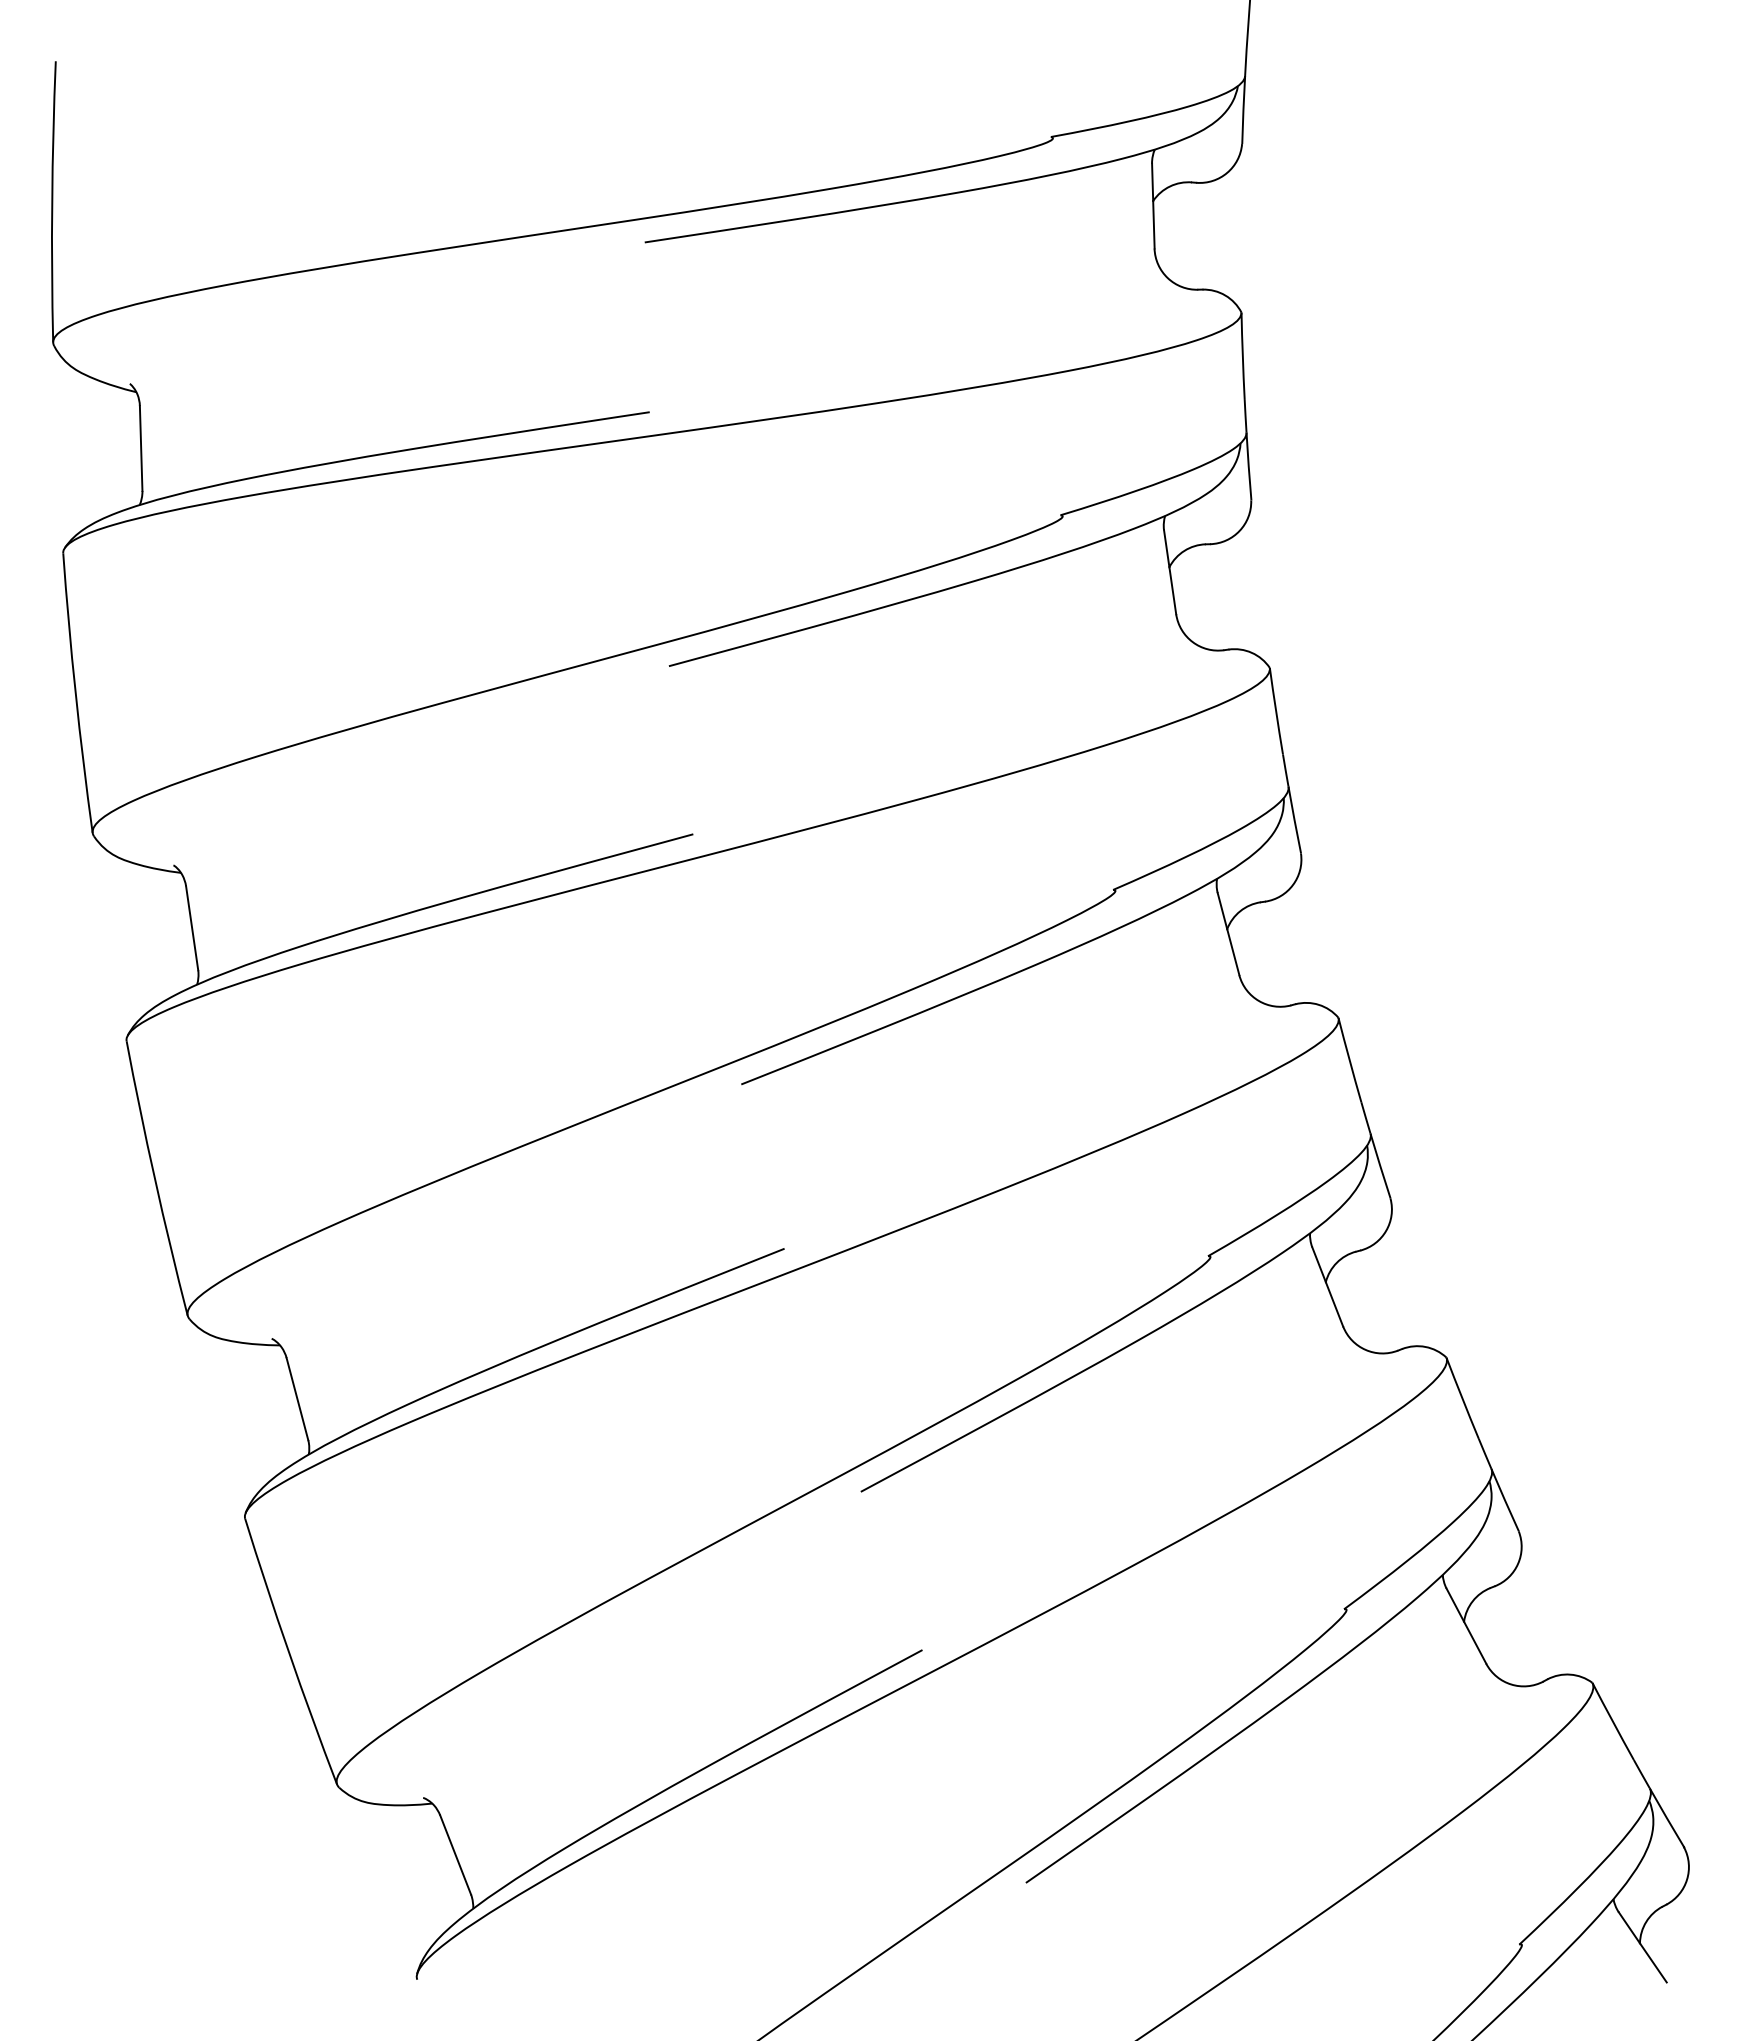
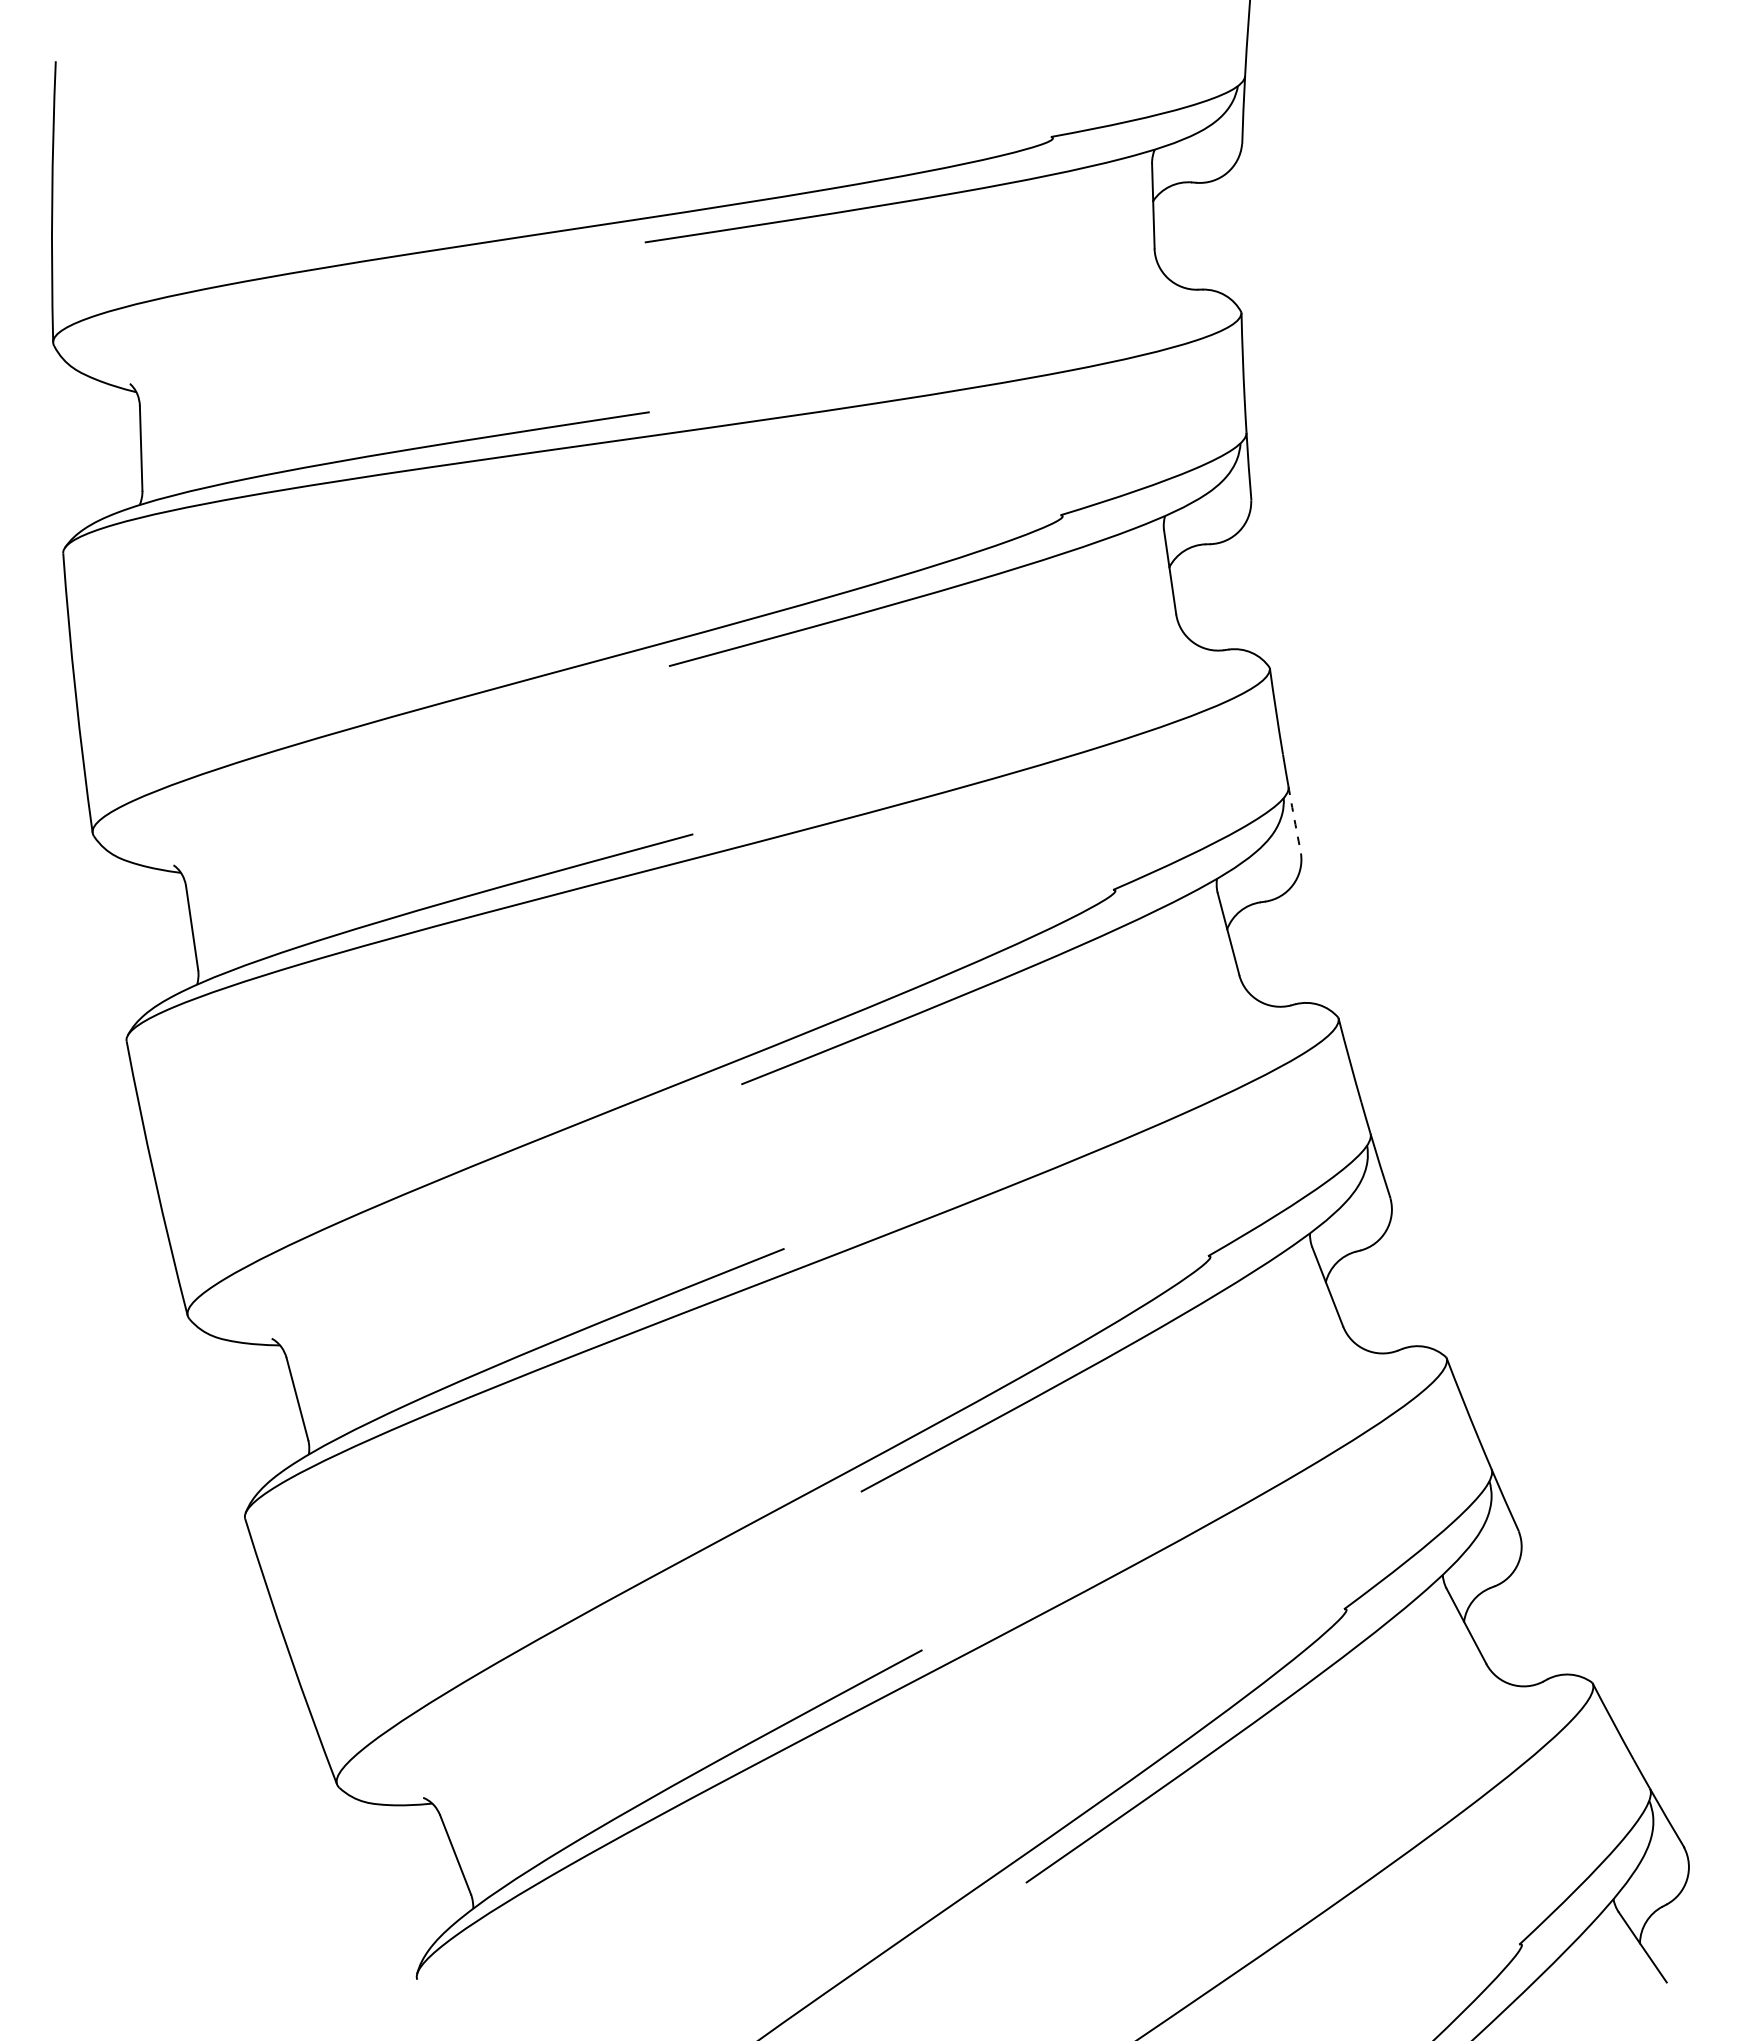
arc: solid -> dashed (1294, 820)
